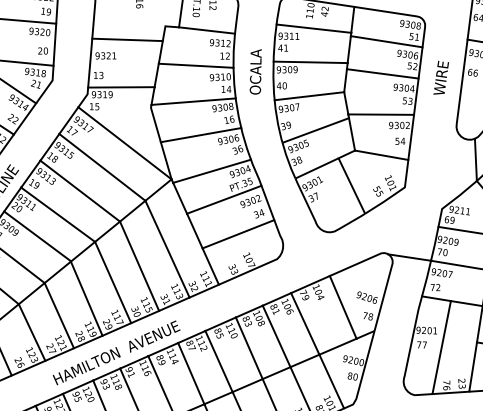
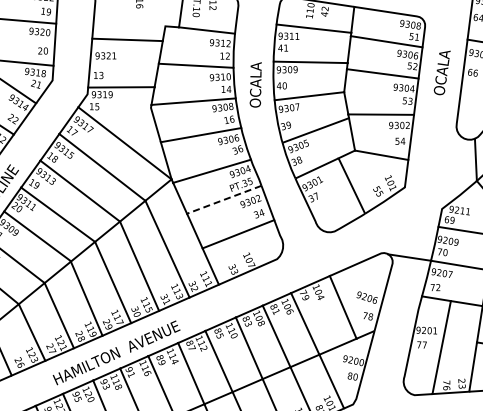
text position: (255, 71) -> (255, 84) (255, 84)
text: WIRE -> OCALA (441, 72)
line: solid -> dashed (224, 199)
